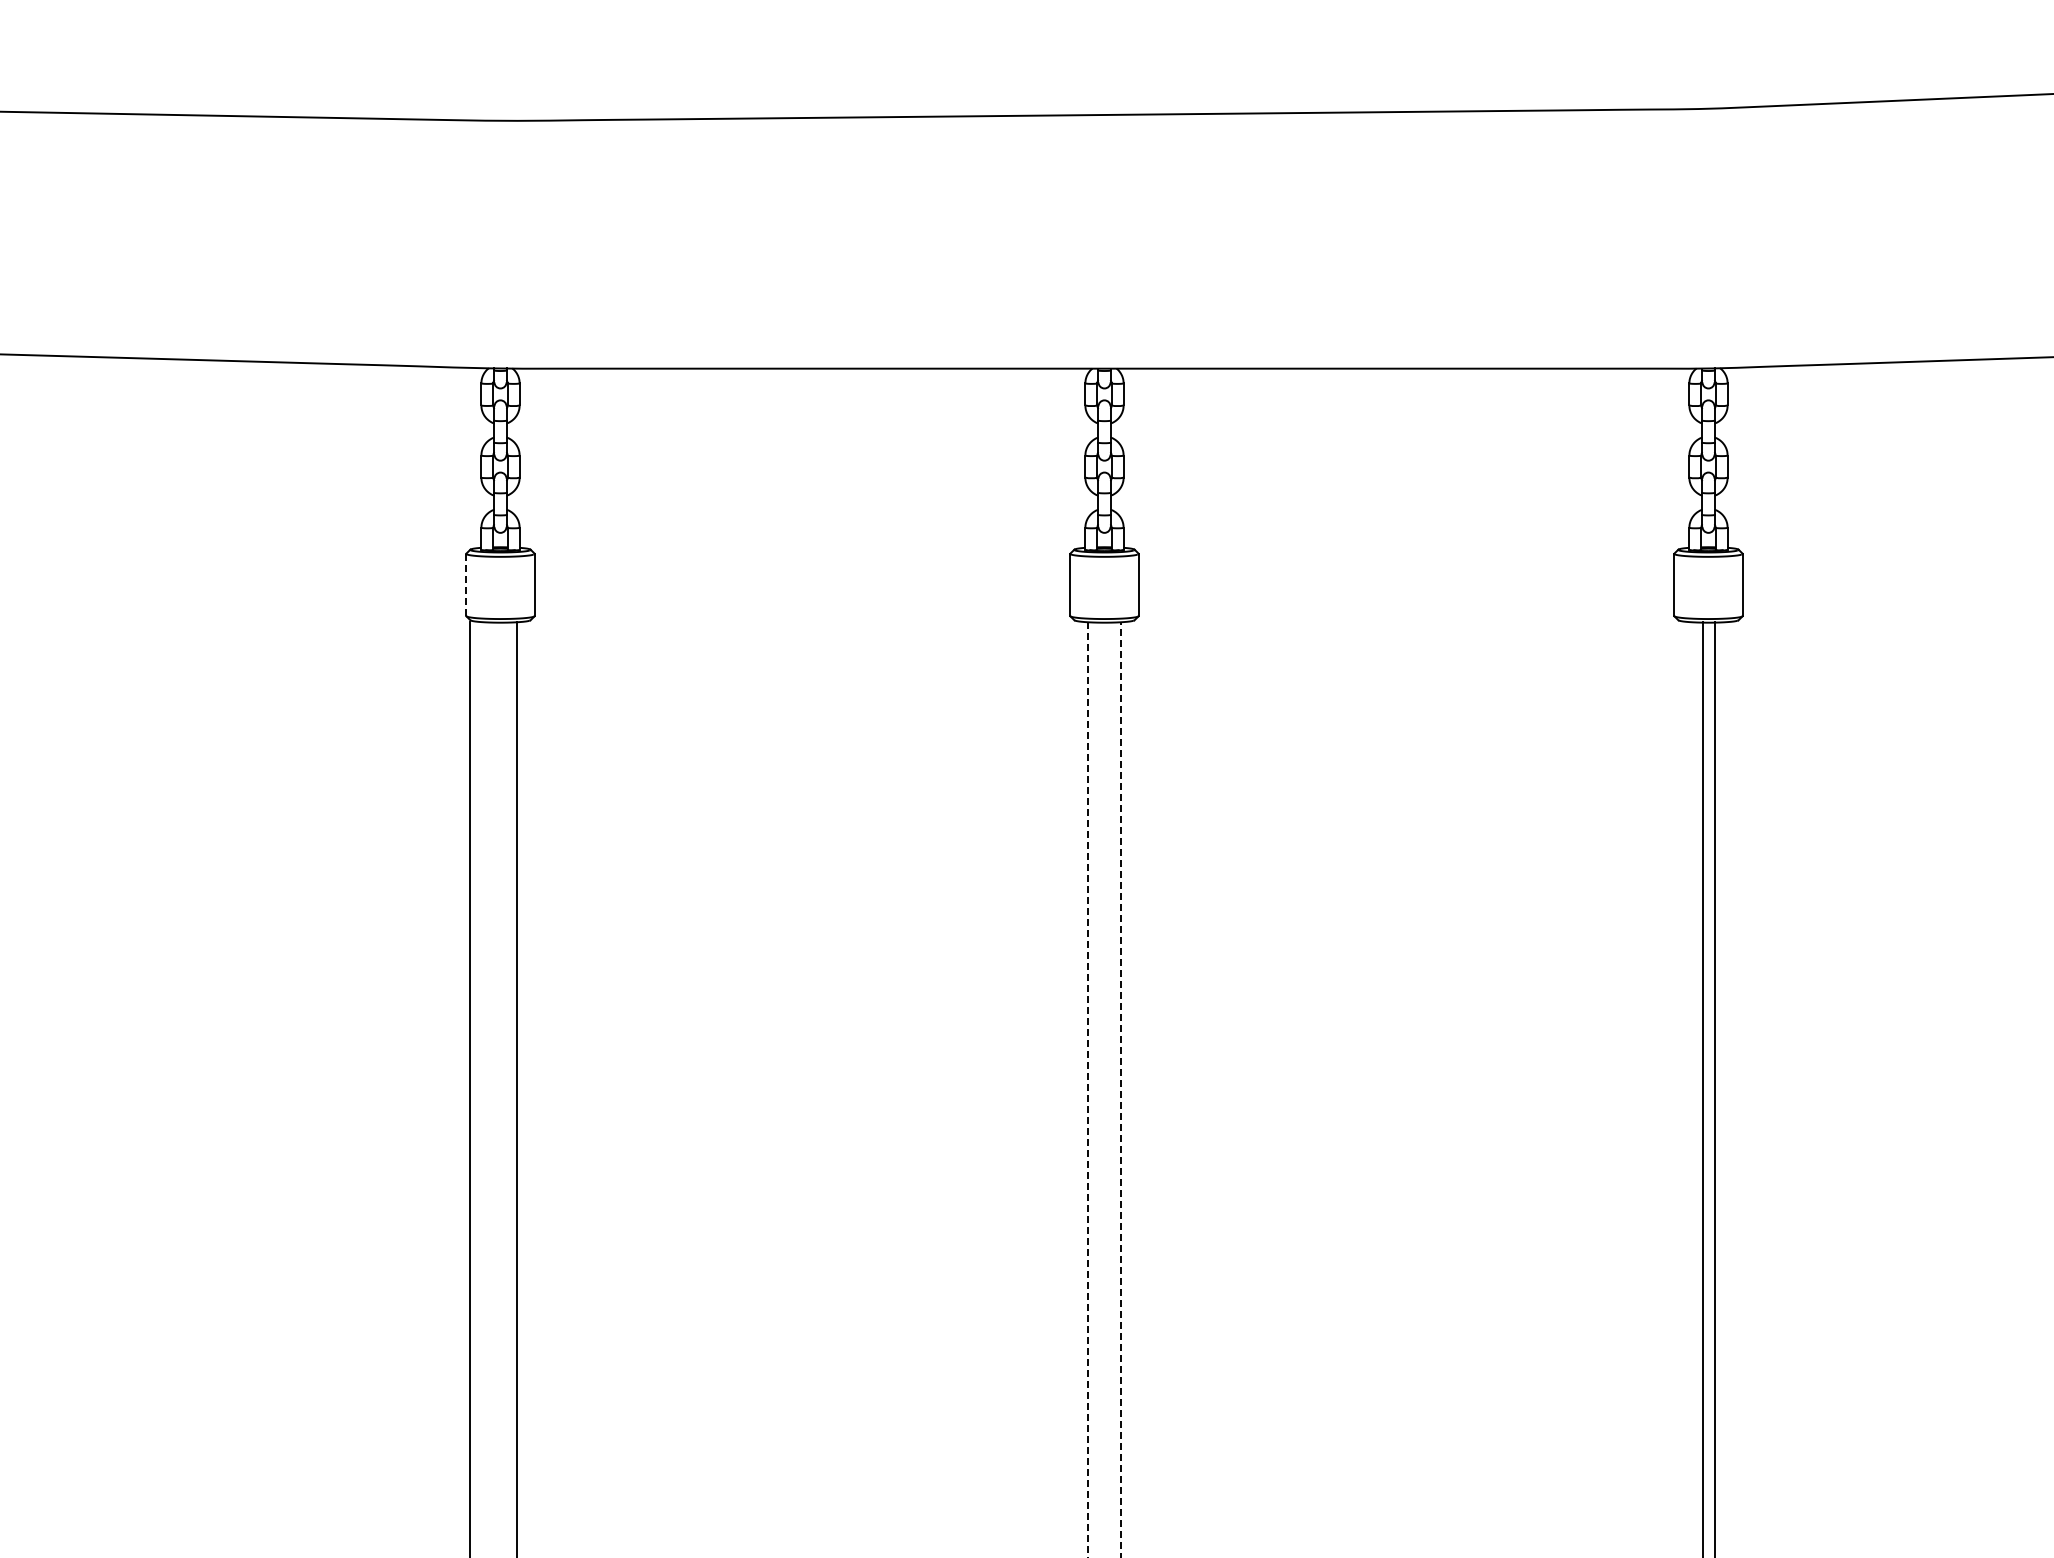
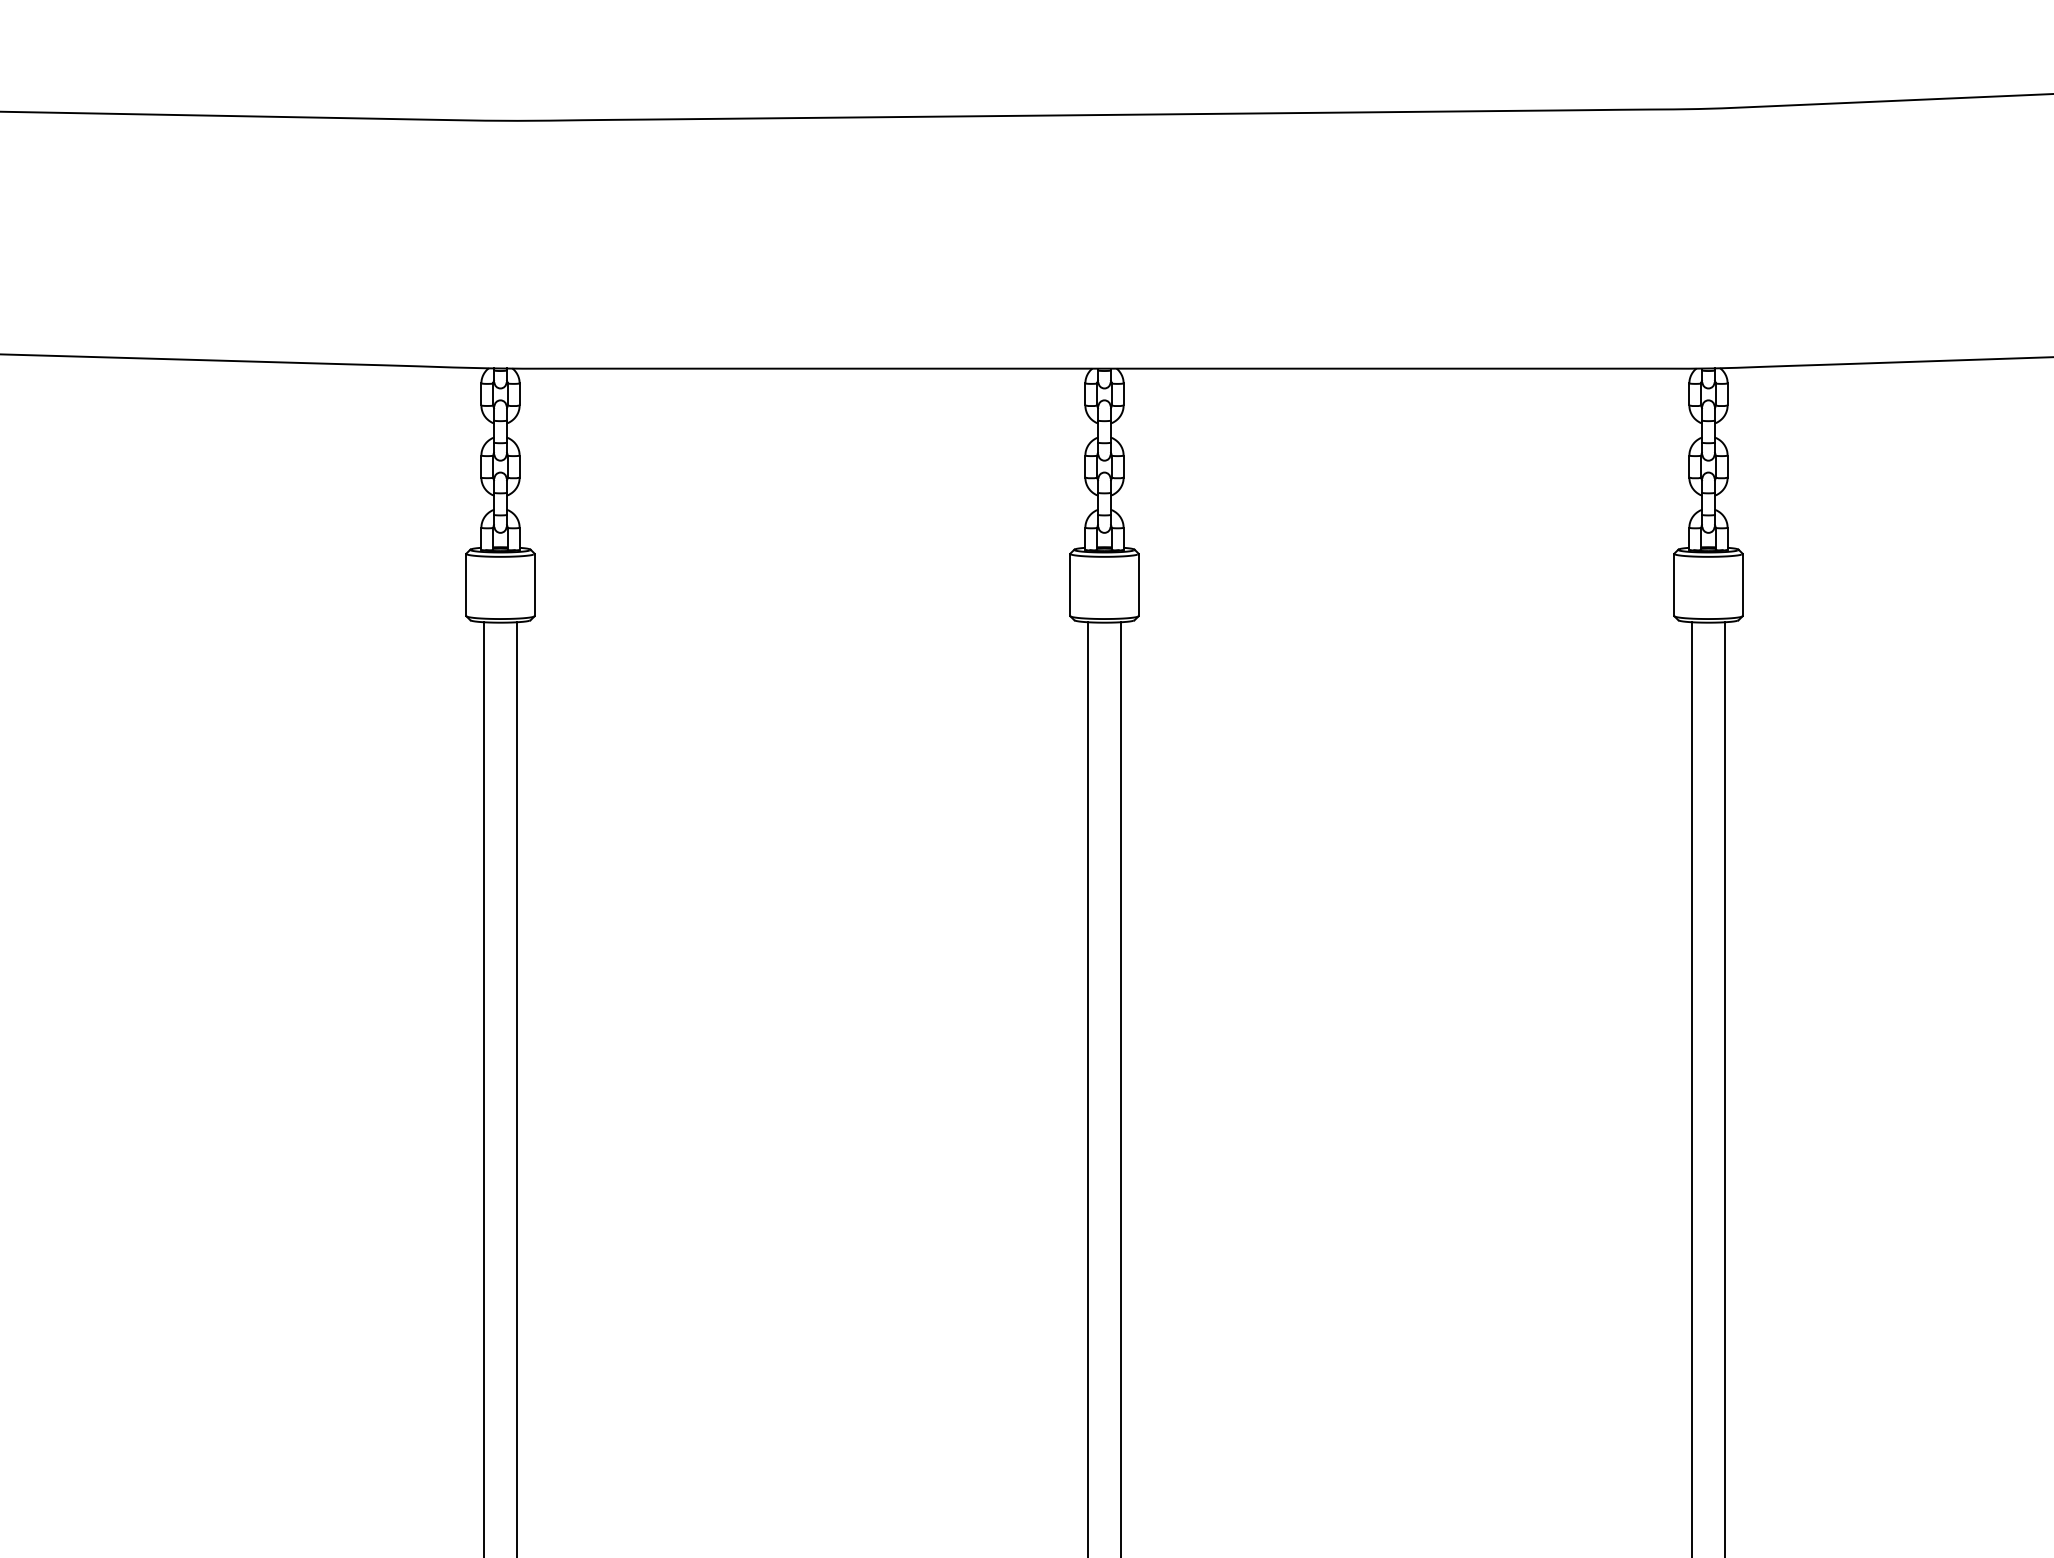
line: dashed -> solid (466, 585)
line position: (470, 1088) -> (484, 1088) (484, 1088)
line position: (1702, 1088) -> (1724, 1088) (1724, 1088)
line position: (1715, 1088) -> (1692, 1088) (1692, 1088)
line: dashed -> solid (1088, 1090)
line: dashed -> solid (1120, 1090)
